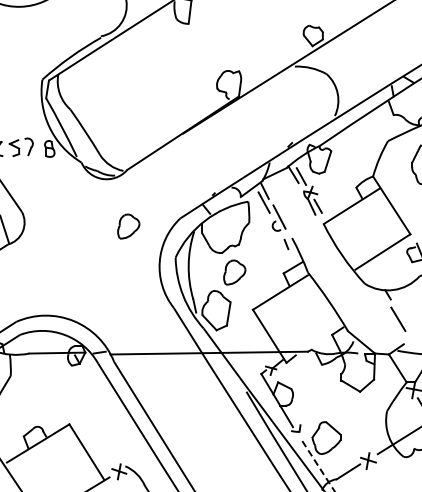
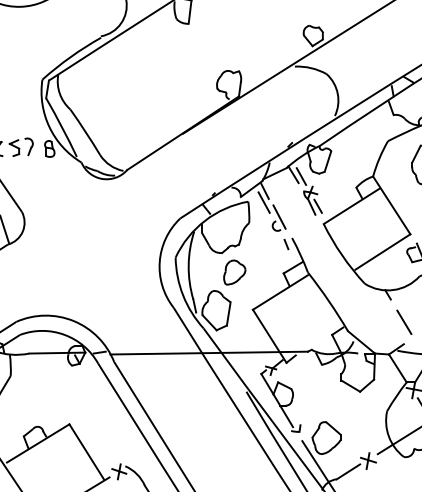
part: present -> none (128, 226)
line position: (398, 318) -> (404, 321) (404, 321)
line: dashed -> solid (318, 466)
